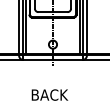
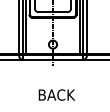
text position: (49, 94) -> (56, 94) (56, 94)
